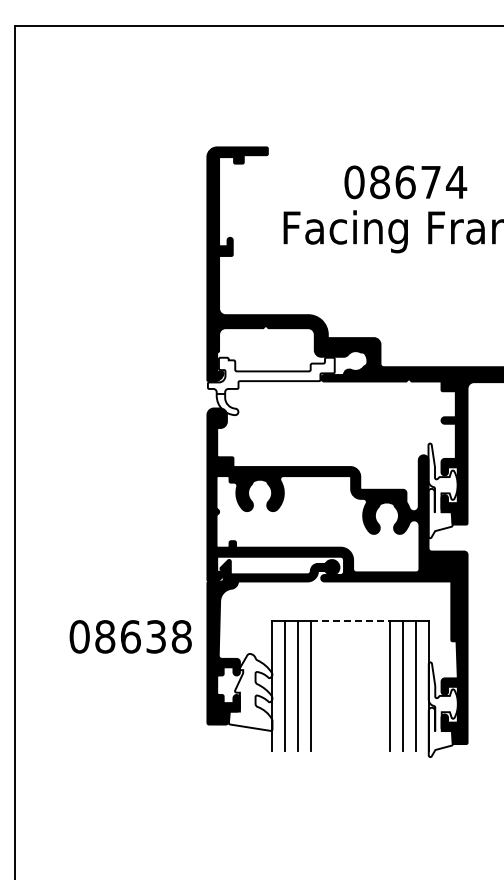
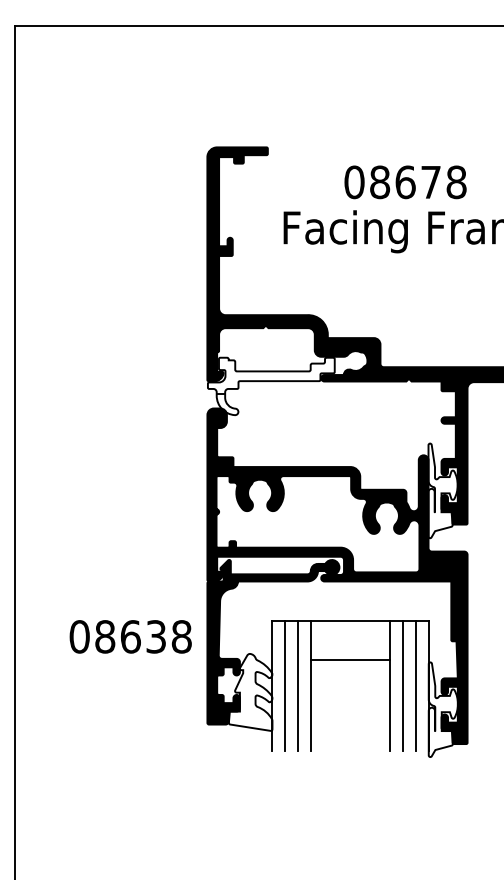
text: 08674 -> 08678 (456, 182)
line: dashed -> solid (350, 620)
line: none -> present (350, 659)
